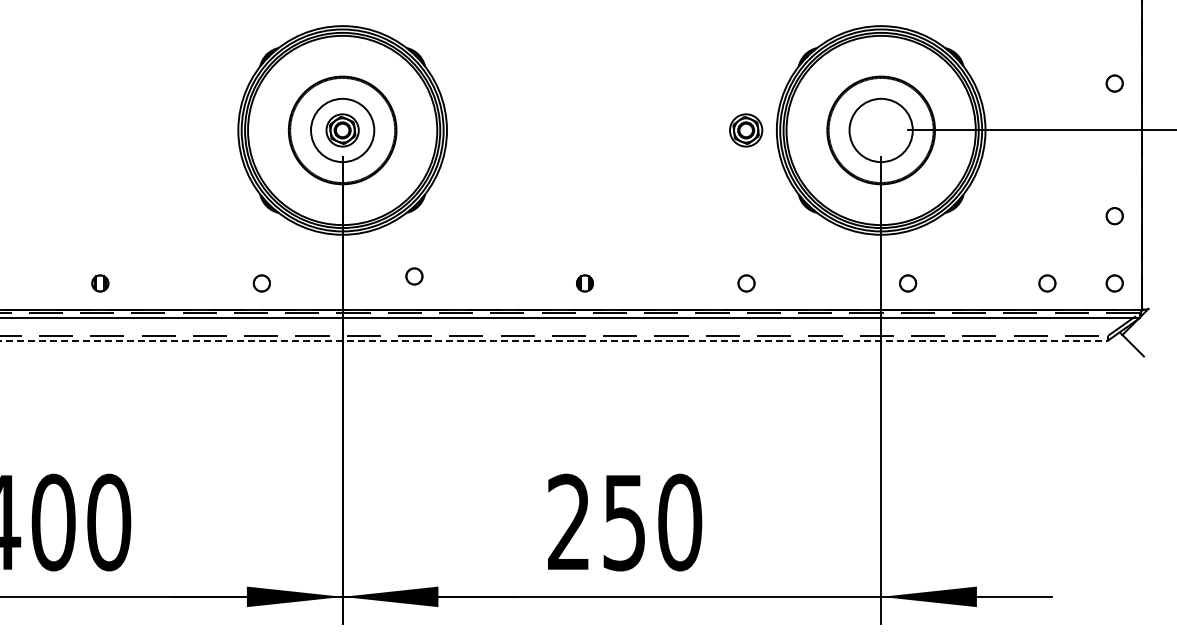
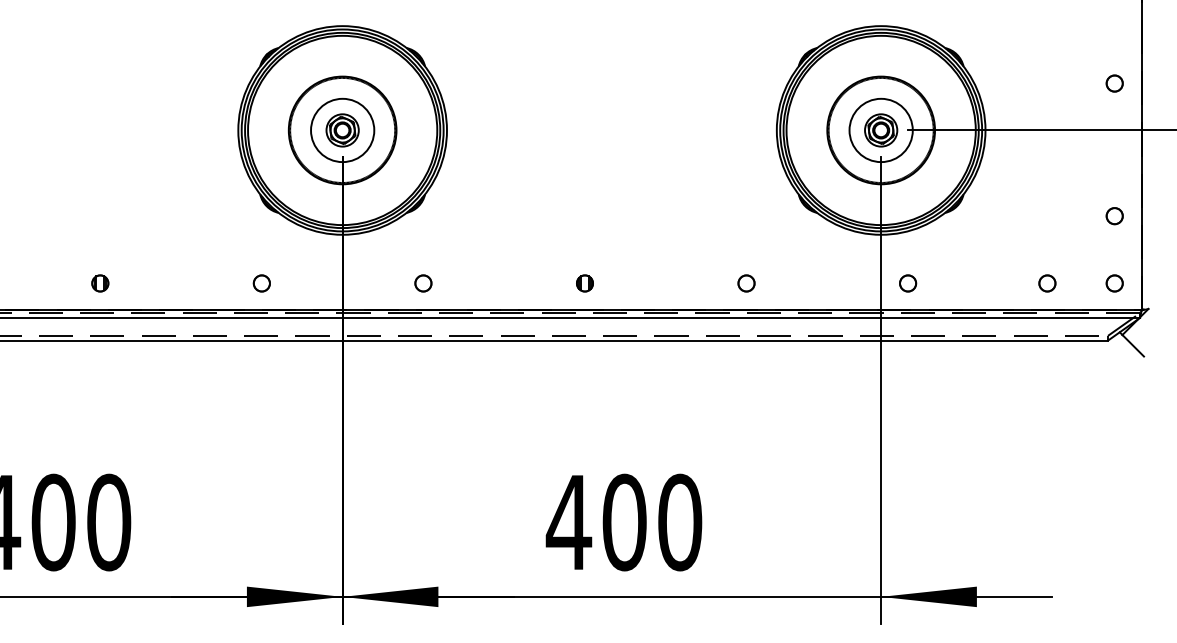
part position: (746, 130) -> (881, 130) (881, 130)
circle position: (414, 276) -> (423, 283) (423, 283)
line: dashed -> solid (554, 340)
text: 250 -> 400 (595, 522)
